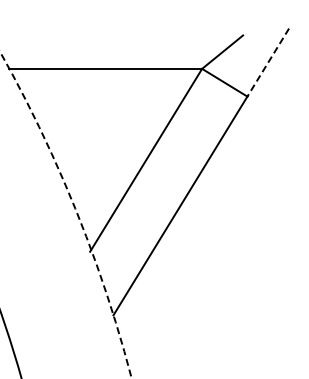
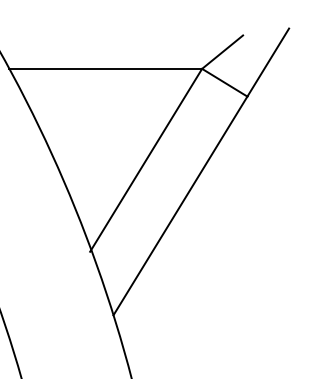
line: dashed -> solid (268, 62)
arc: dashed -> solid (76, 212)
